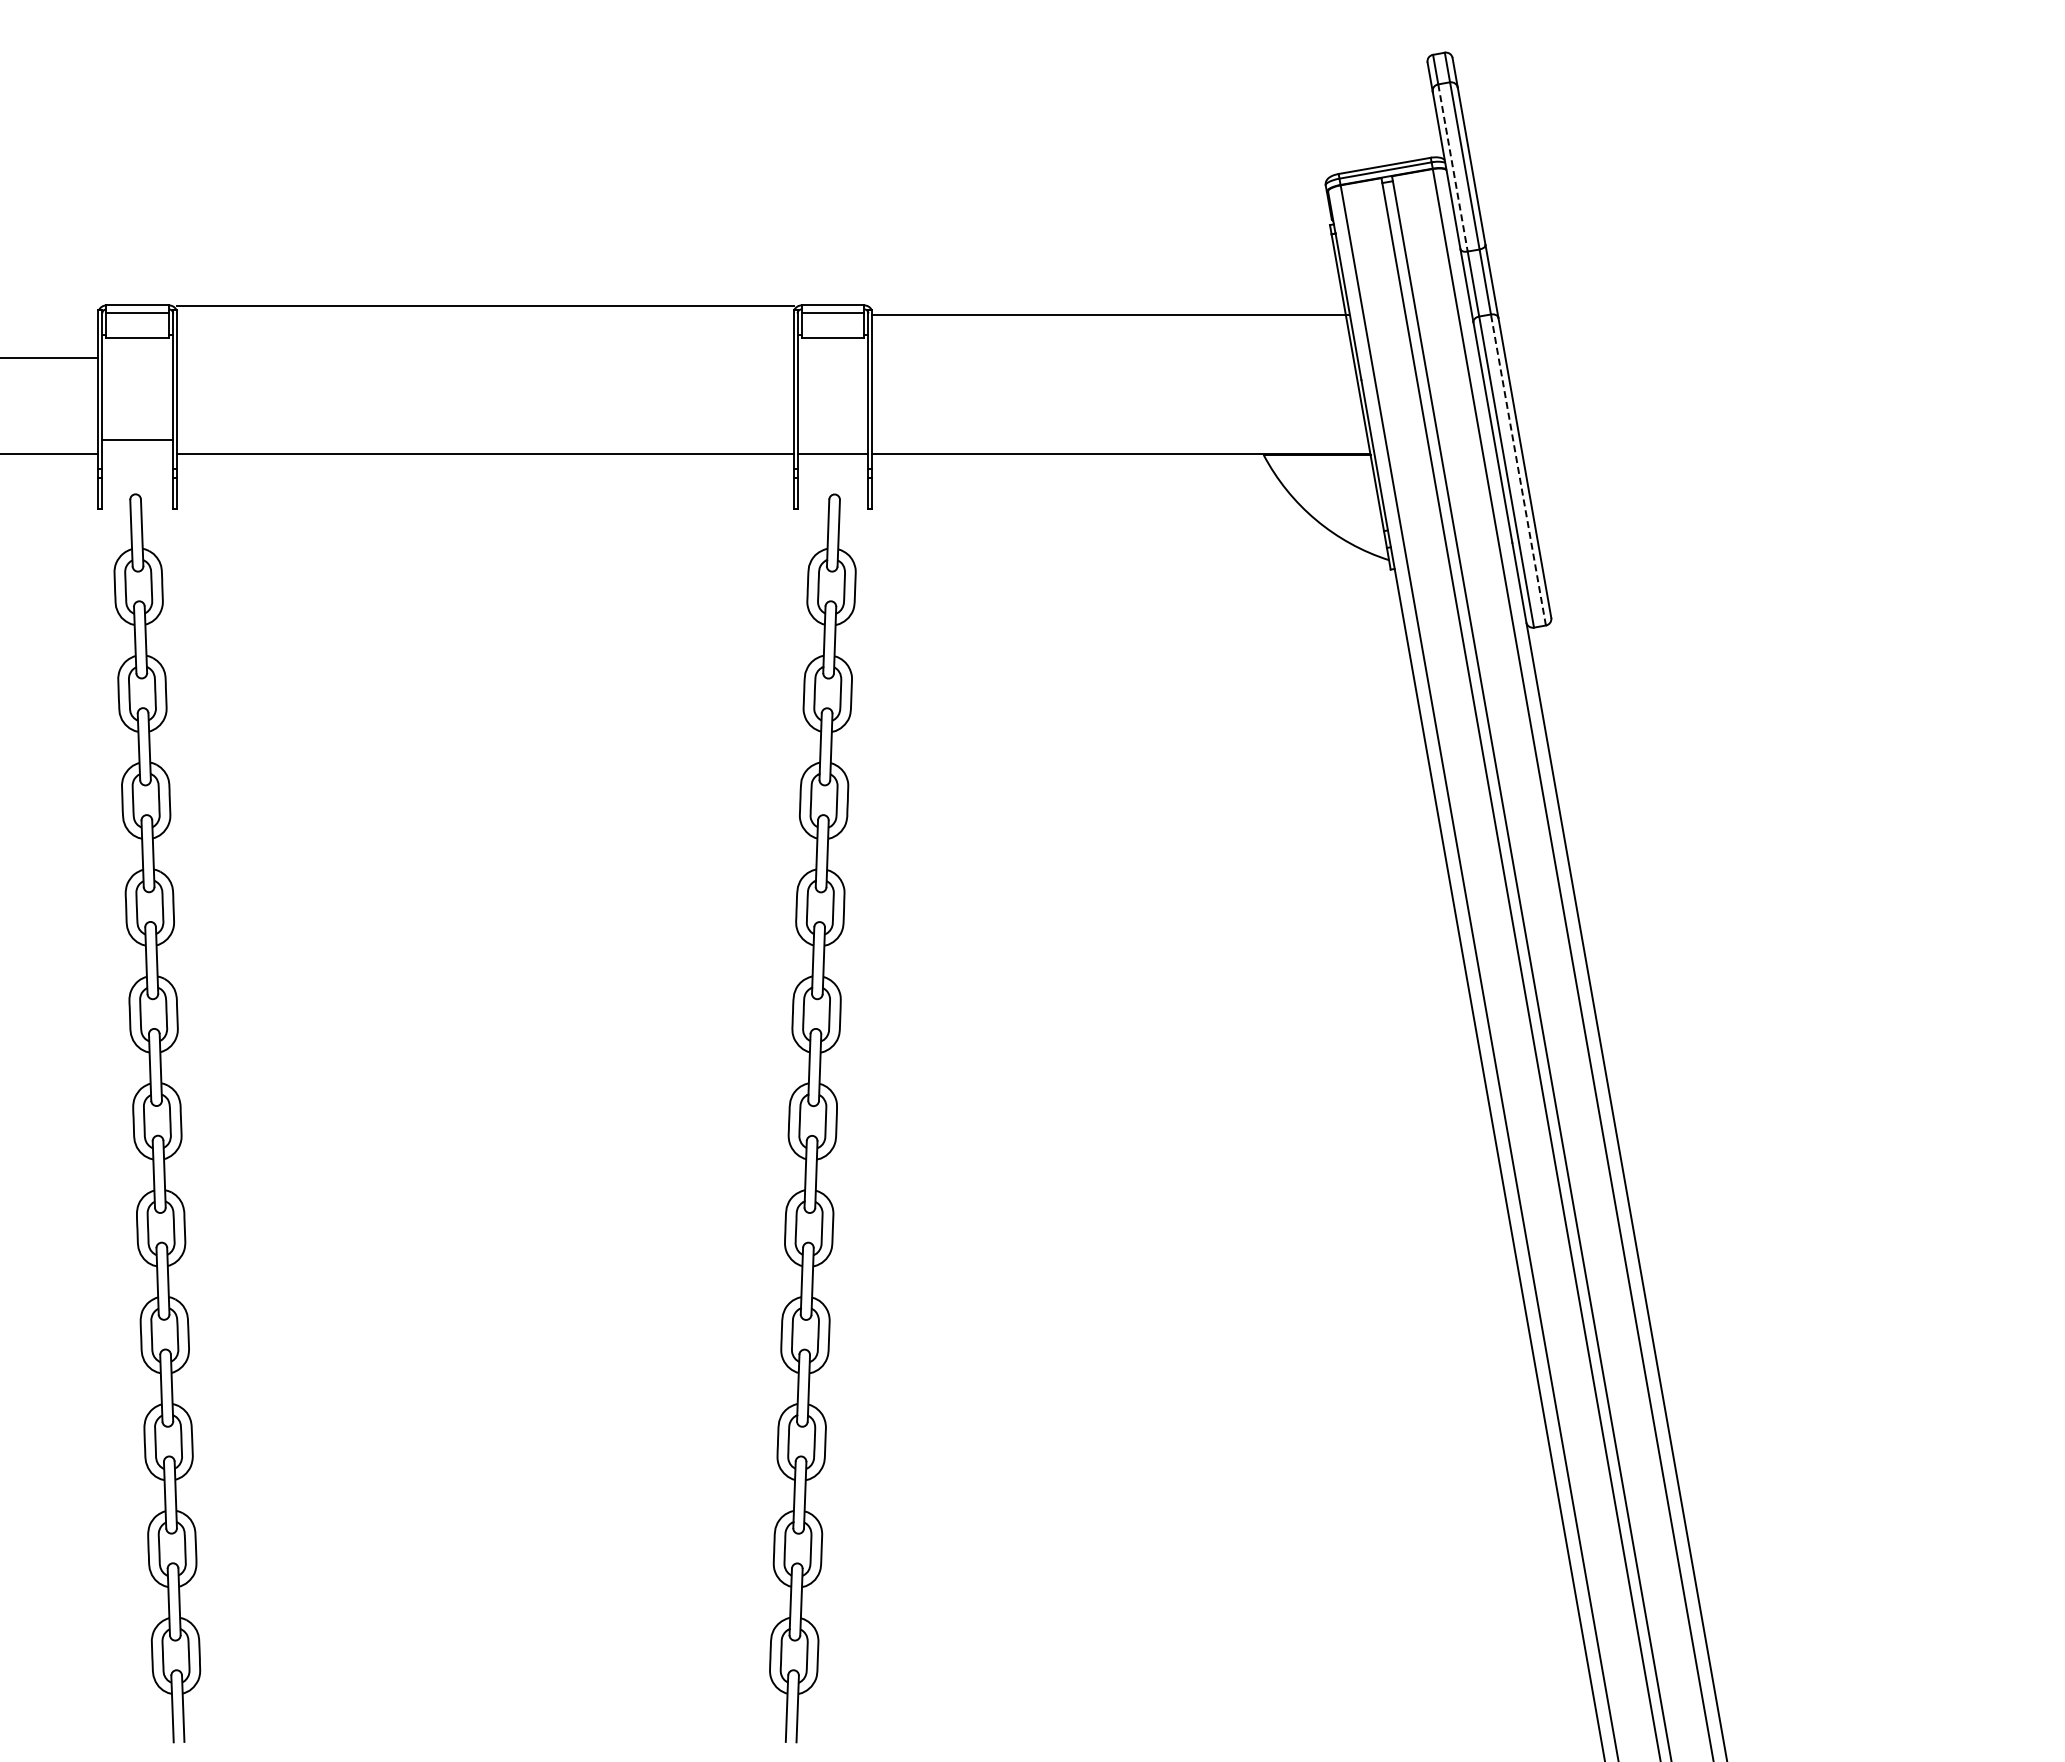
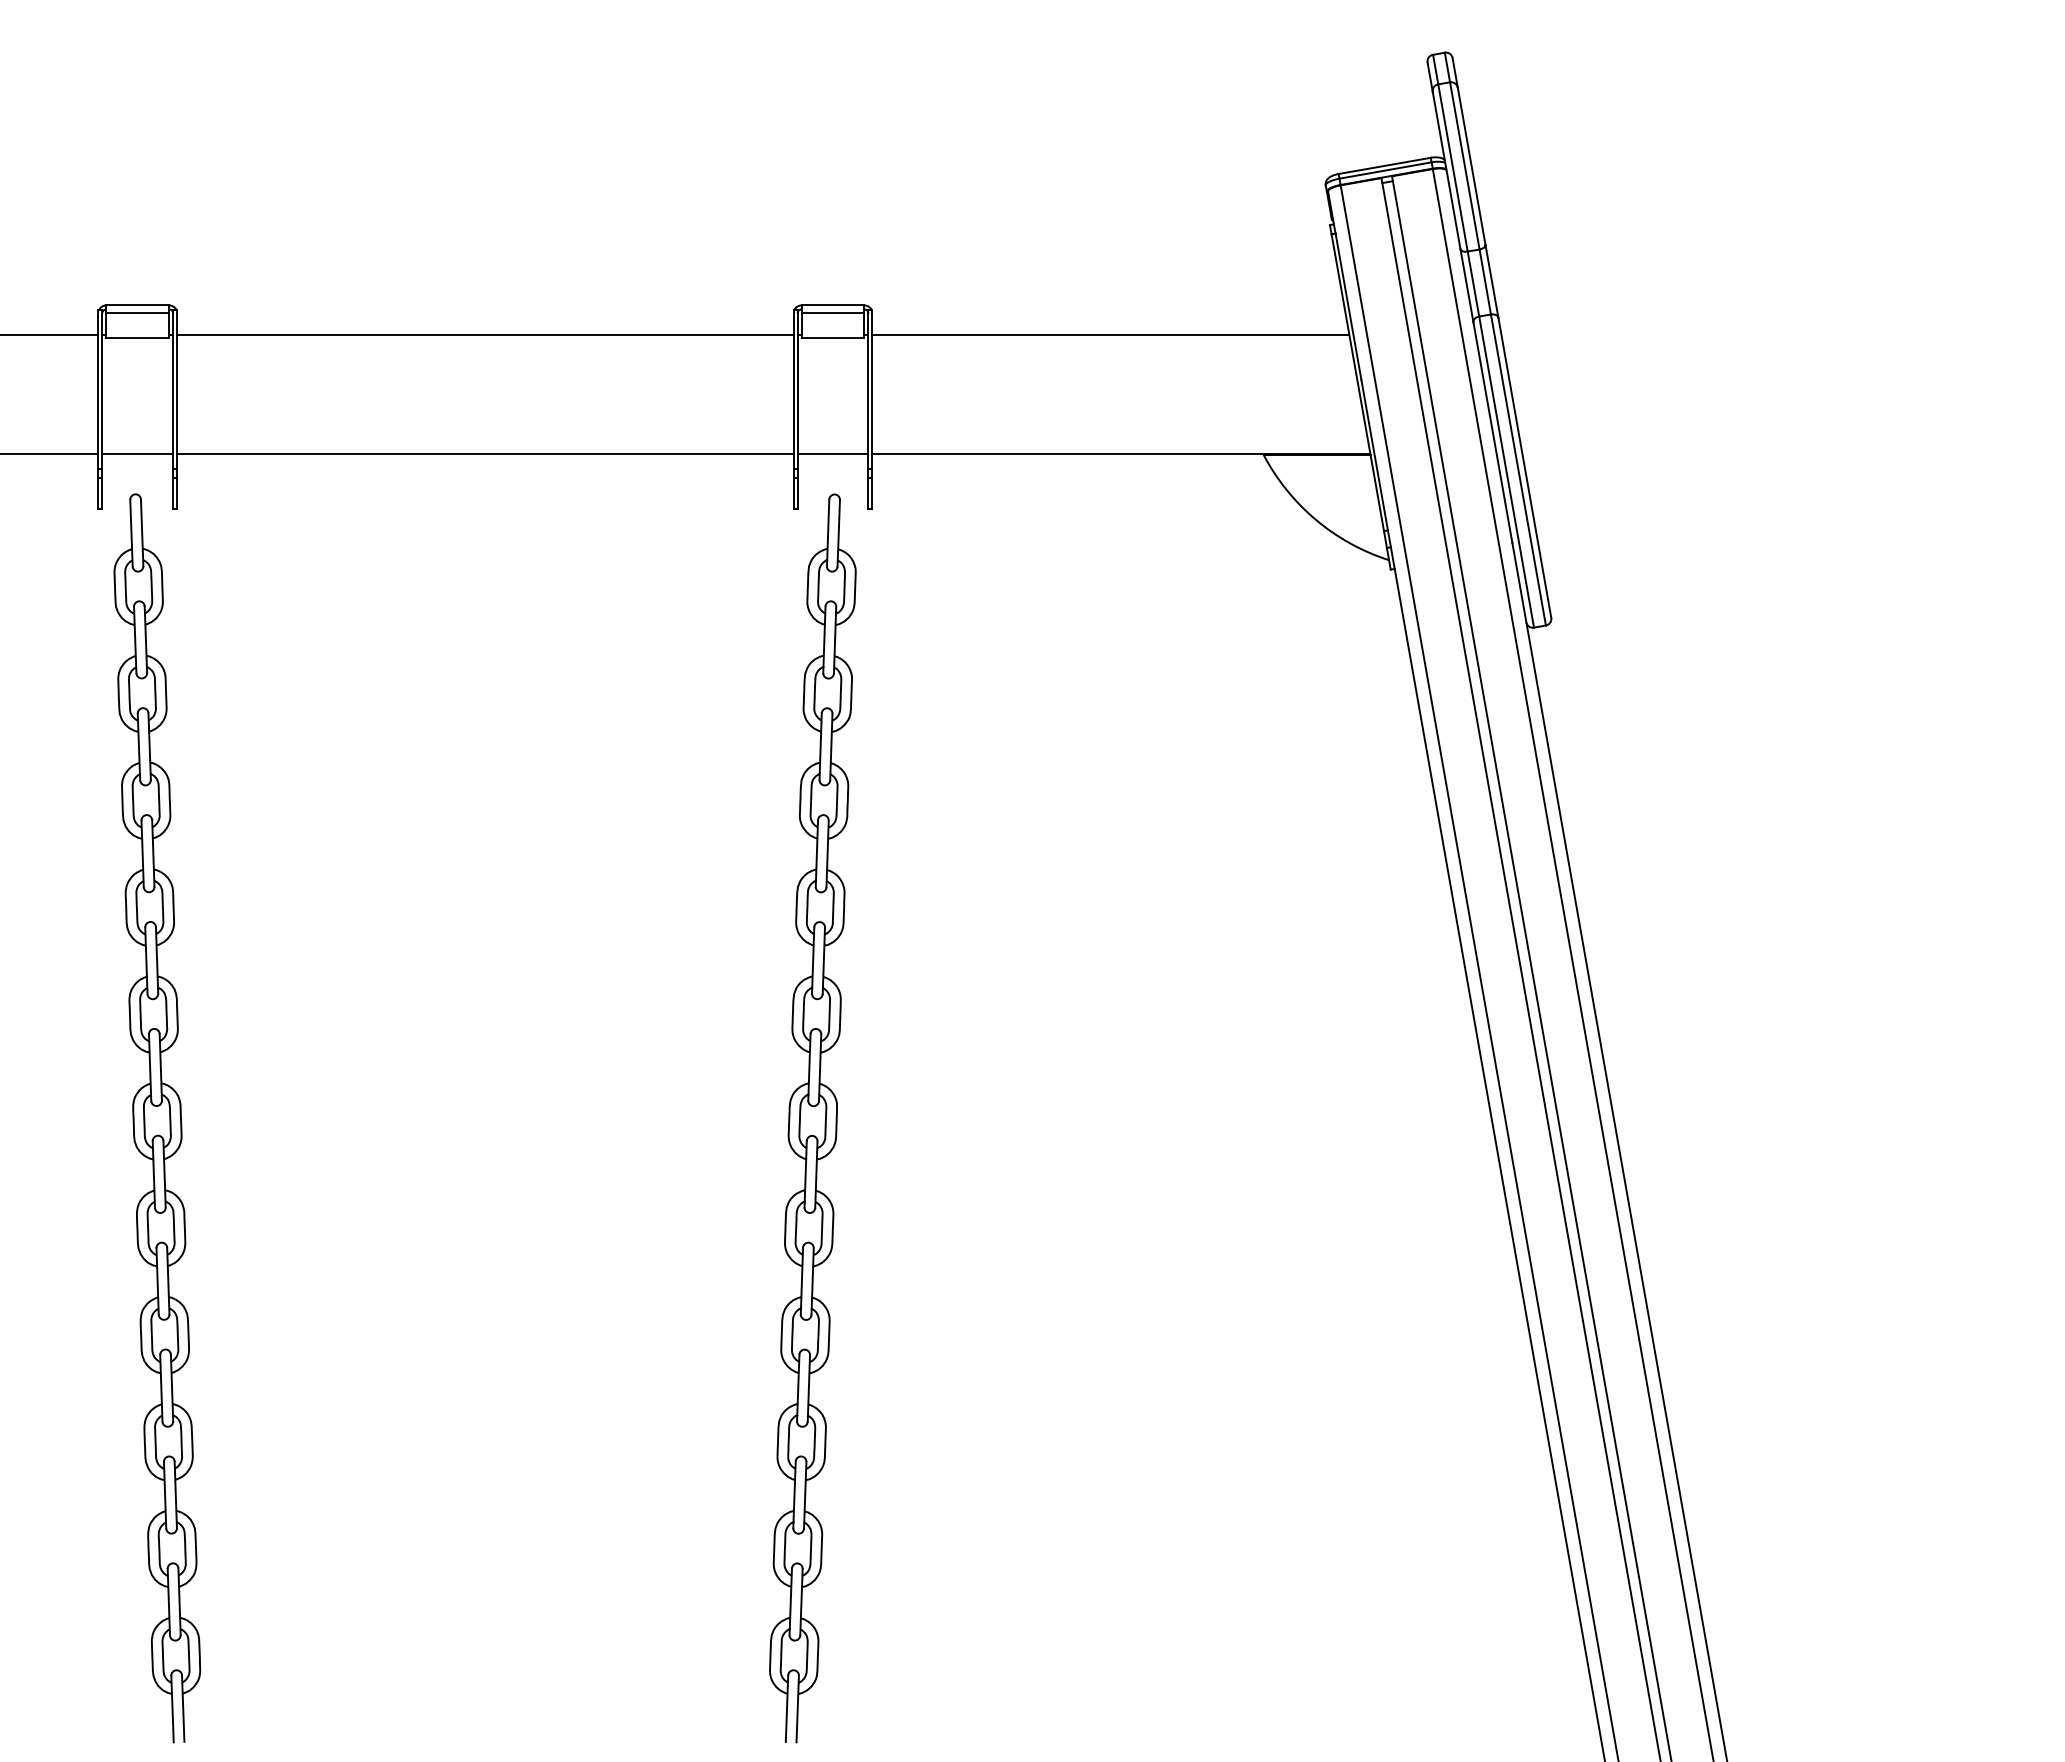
line: dashed -> solid (1453, 167)
line position: (485, 306) -> (485, 335) (485, 335)
line position: (1110, 315) -> (1110, 335) (1110, 335)
line position: (50, 358) -> (50, 335) (50, 335)
line position: (137, 440) -> (137, 454) (137, 454)
line: dashed -> solid (1518, 470)
